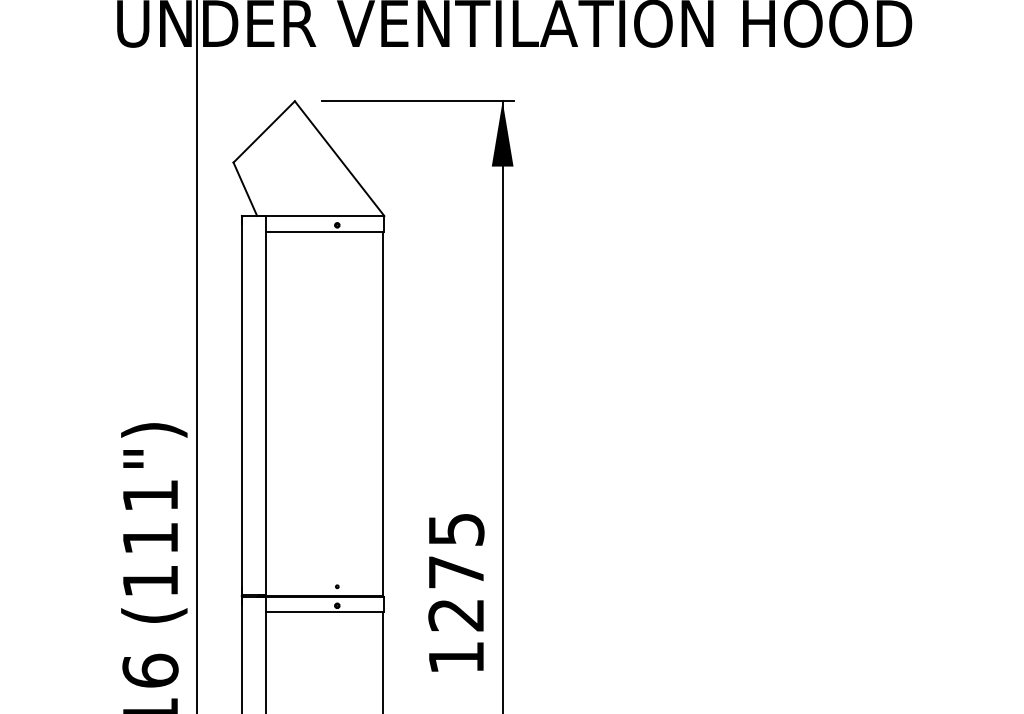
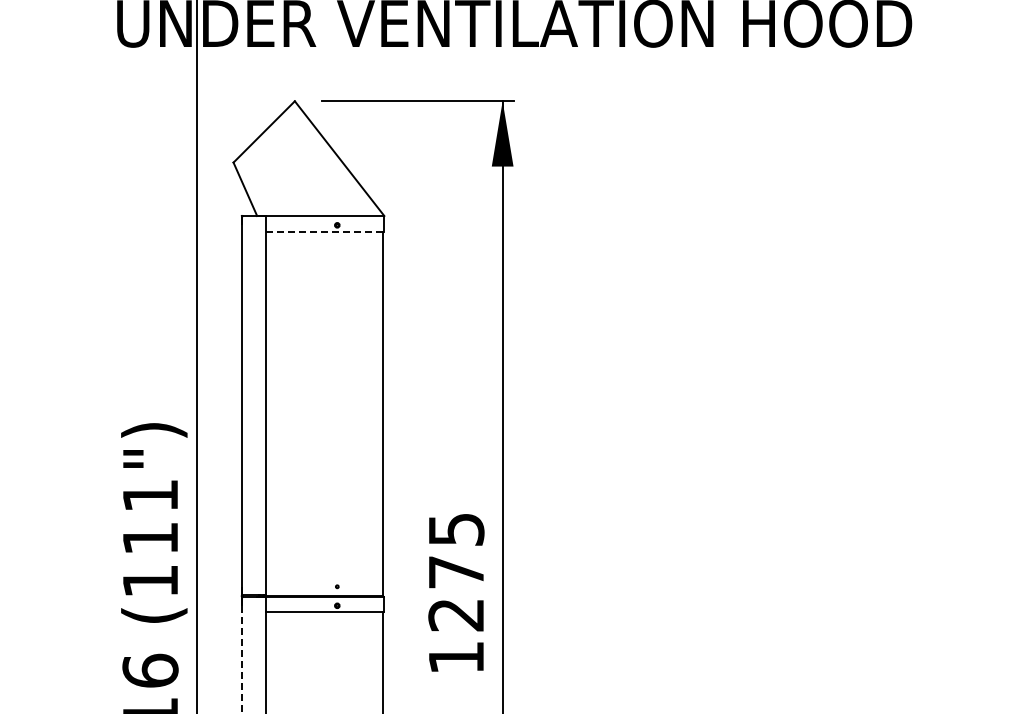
line: solid -> dashed (325, 231)
line: solid -> dashed (242, 654)
